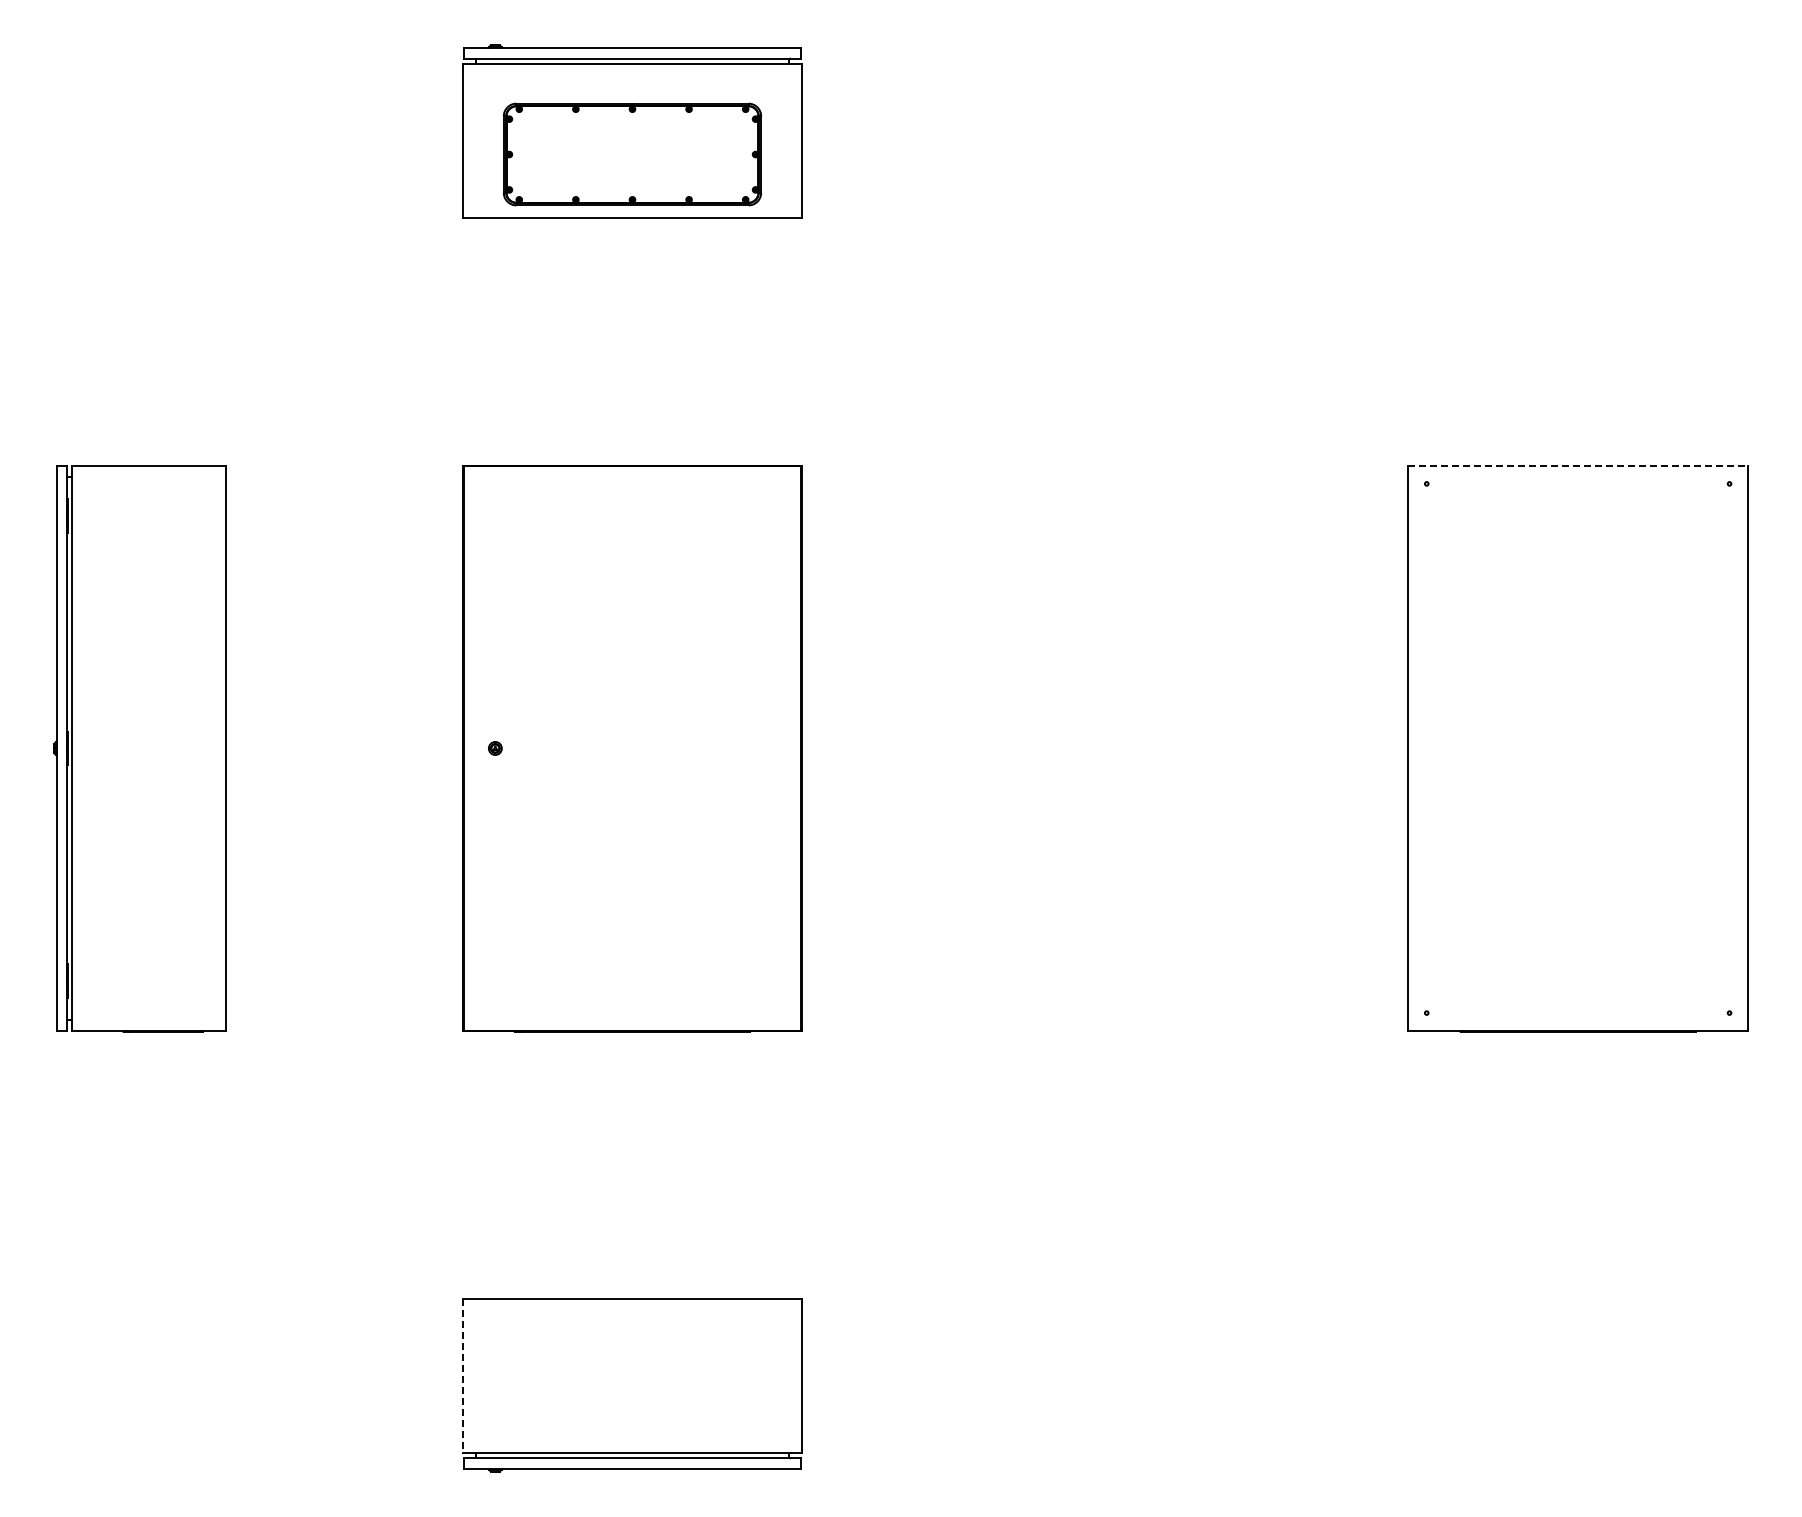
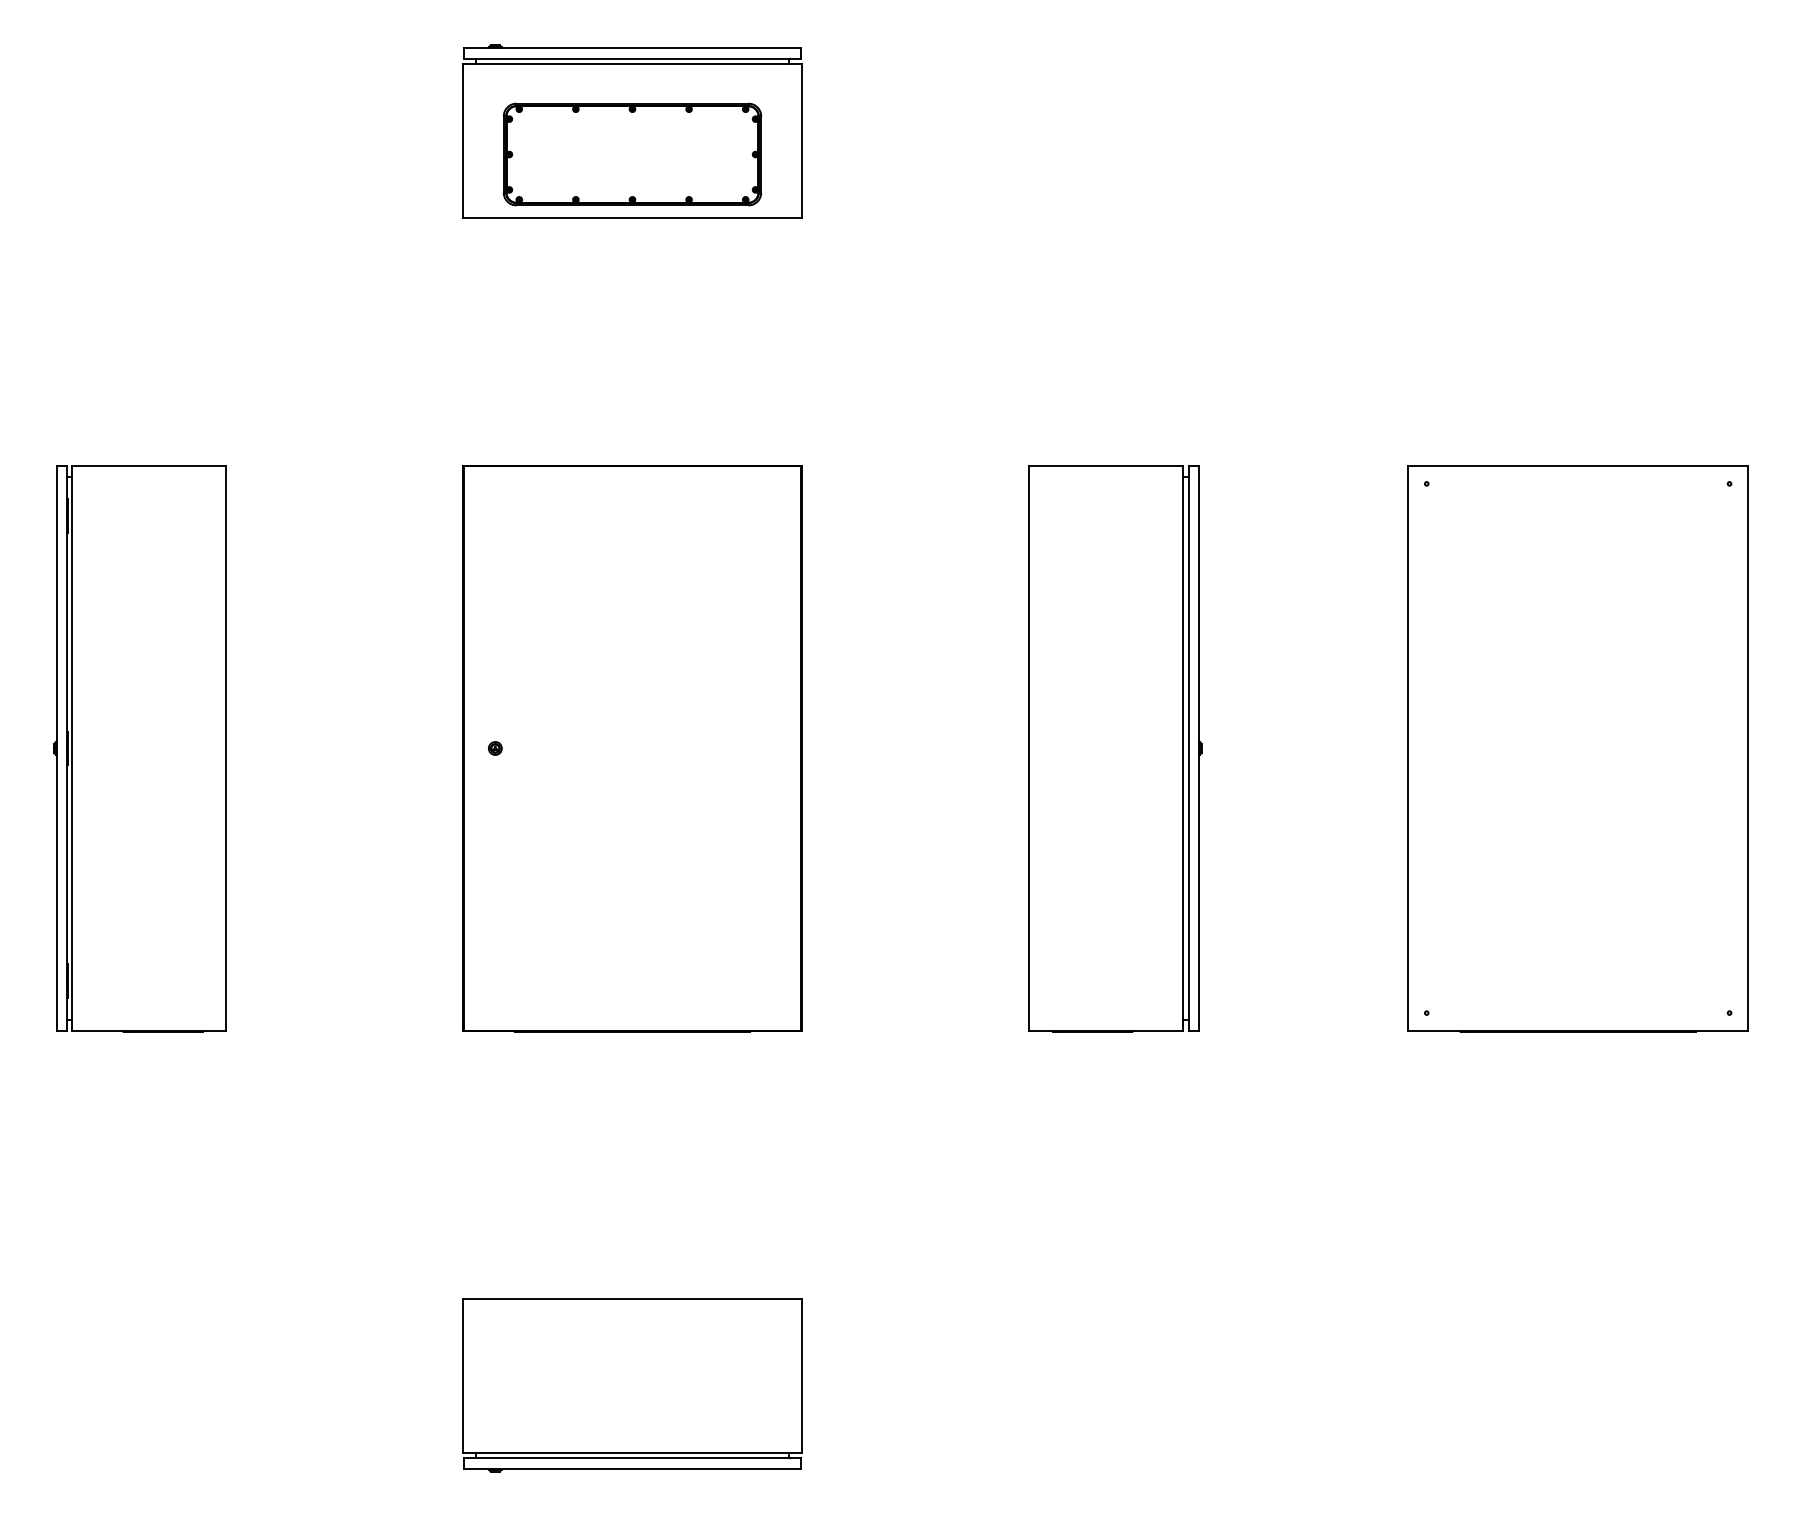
line: dashed -> solid (1578, 465)
part: none -> present (1115, 748)
line: dashed -> solid (462, 1376)
